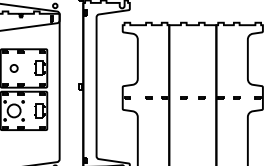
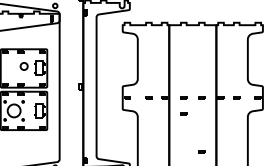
circle position: (13, 68) -> (23, 66) (23, 66)
part: none -> present (183, 113)
part: none -> present (201, 151)
